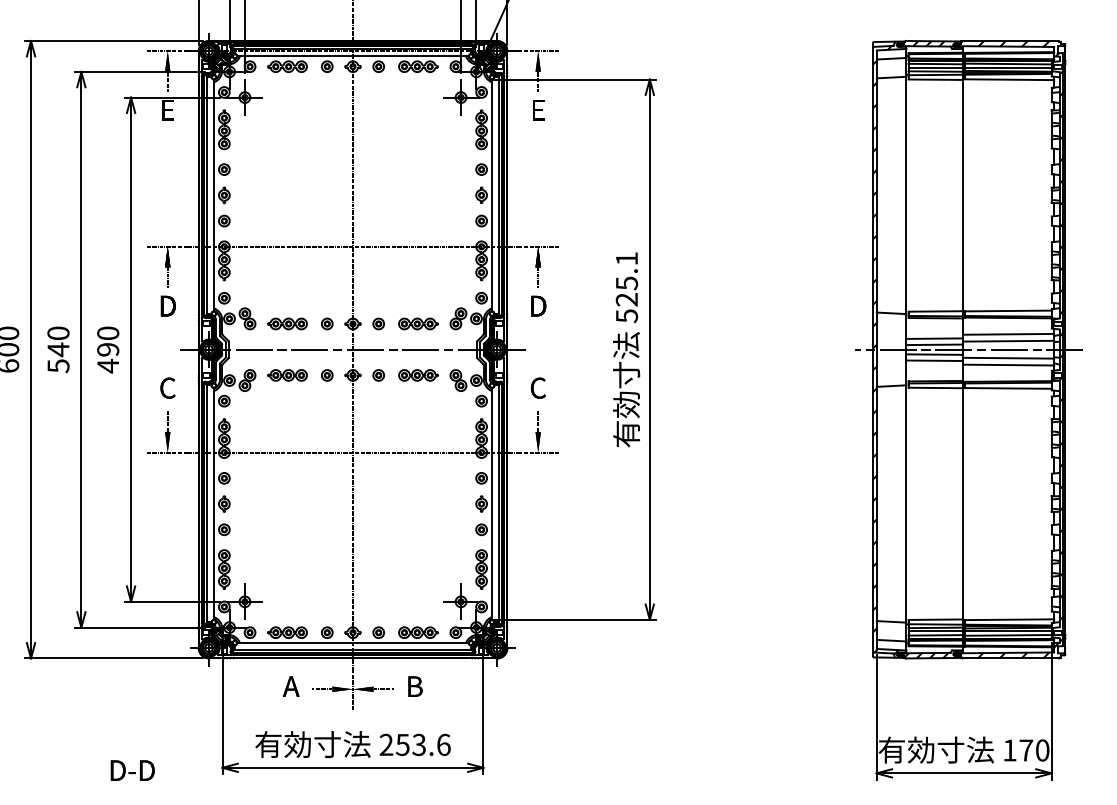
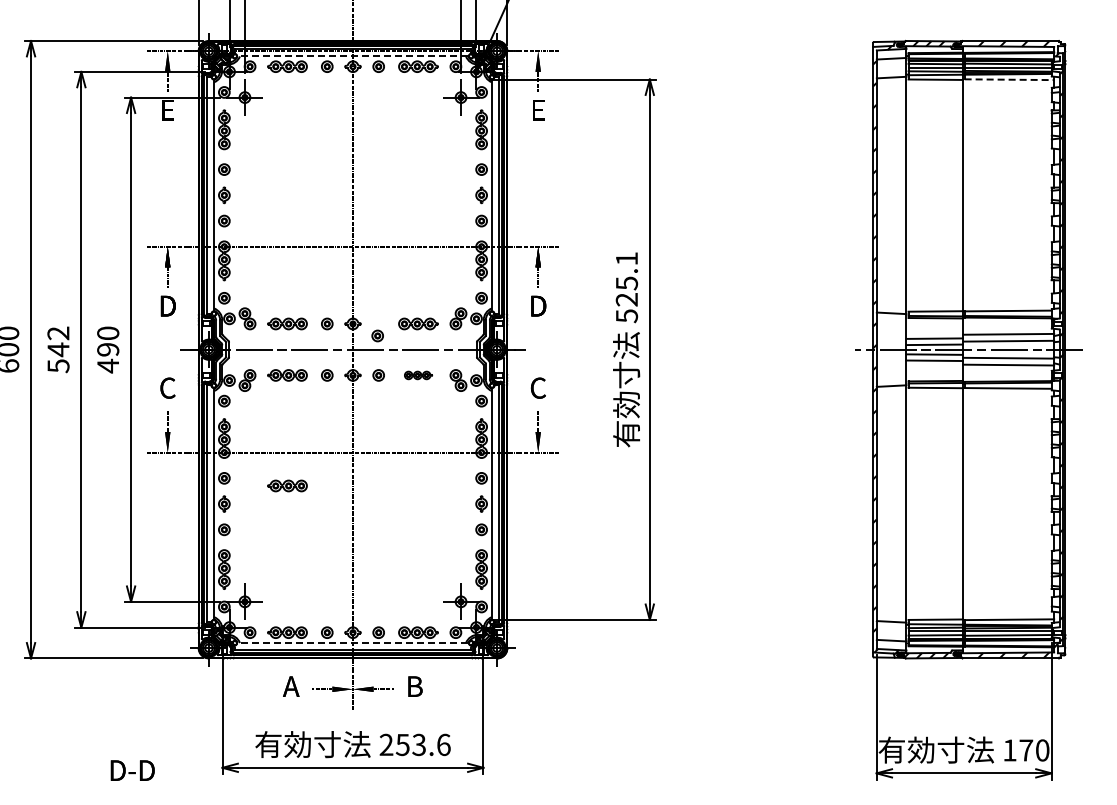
line: solid -> dashed (352, 56)
line: solid -> dashed (1009, 79)
part position: (378, 323) -> (377, 335) (377, 335)
text: 540 -> 542 (58, 333)
part size: 41x13 px -> 30x11 px (418, 375)
part: none -> present (287, 485)
line: solid -> dashed (352, 643)
